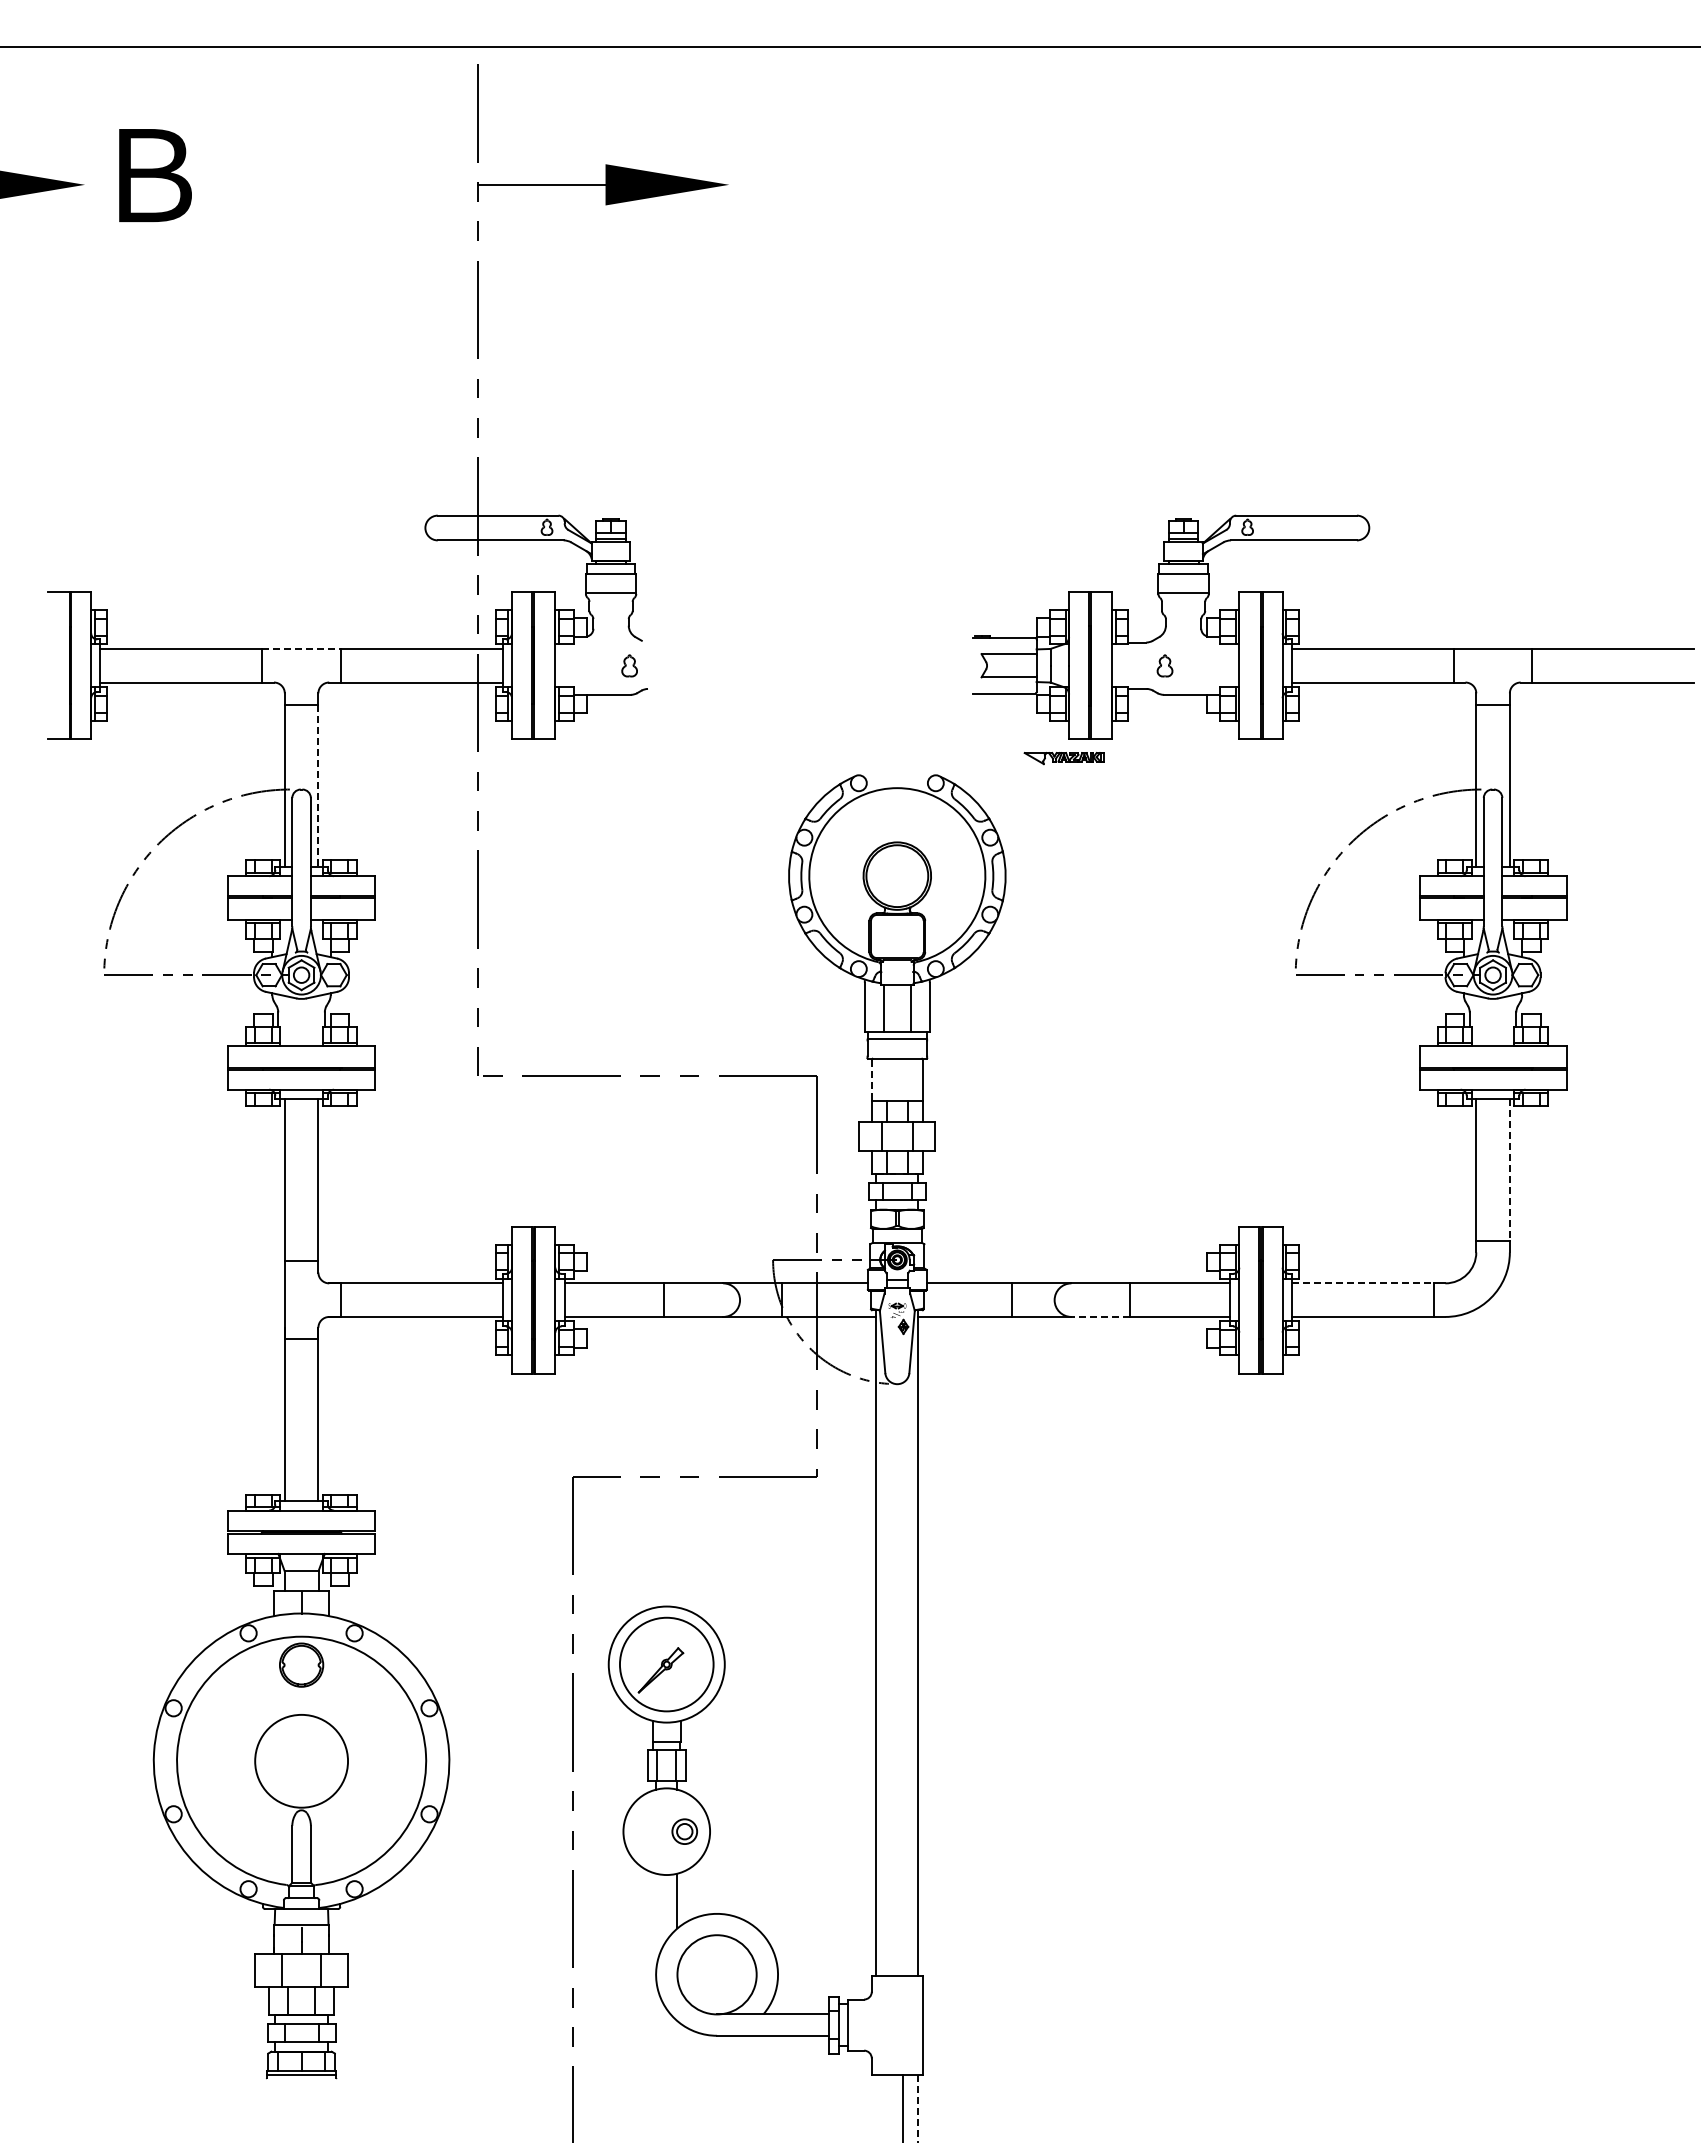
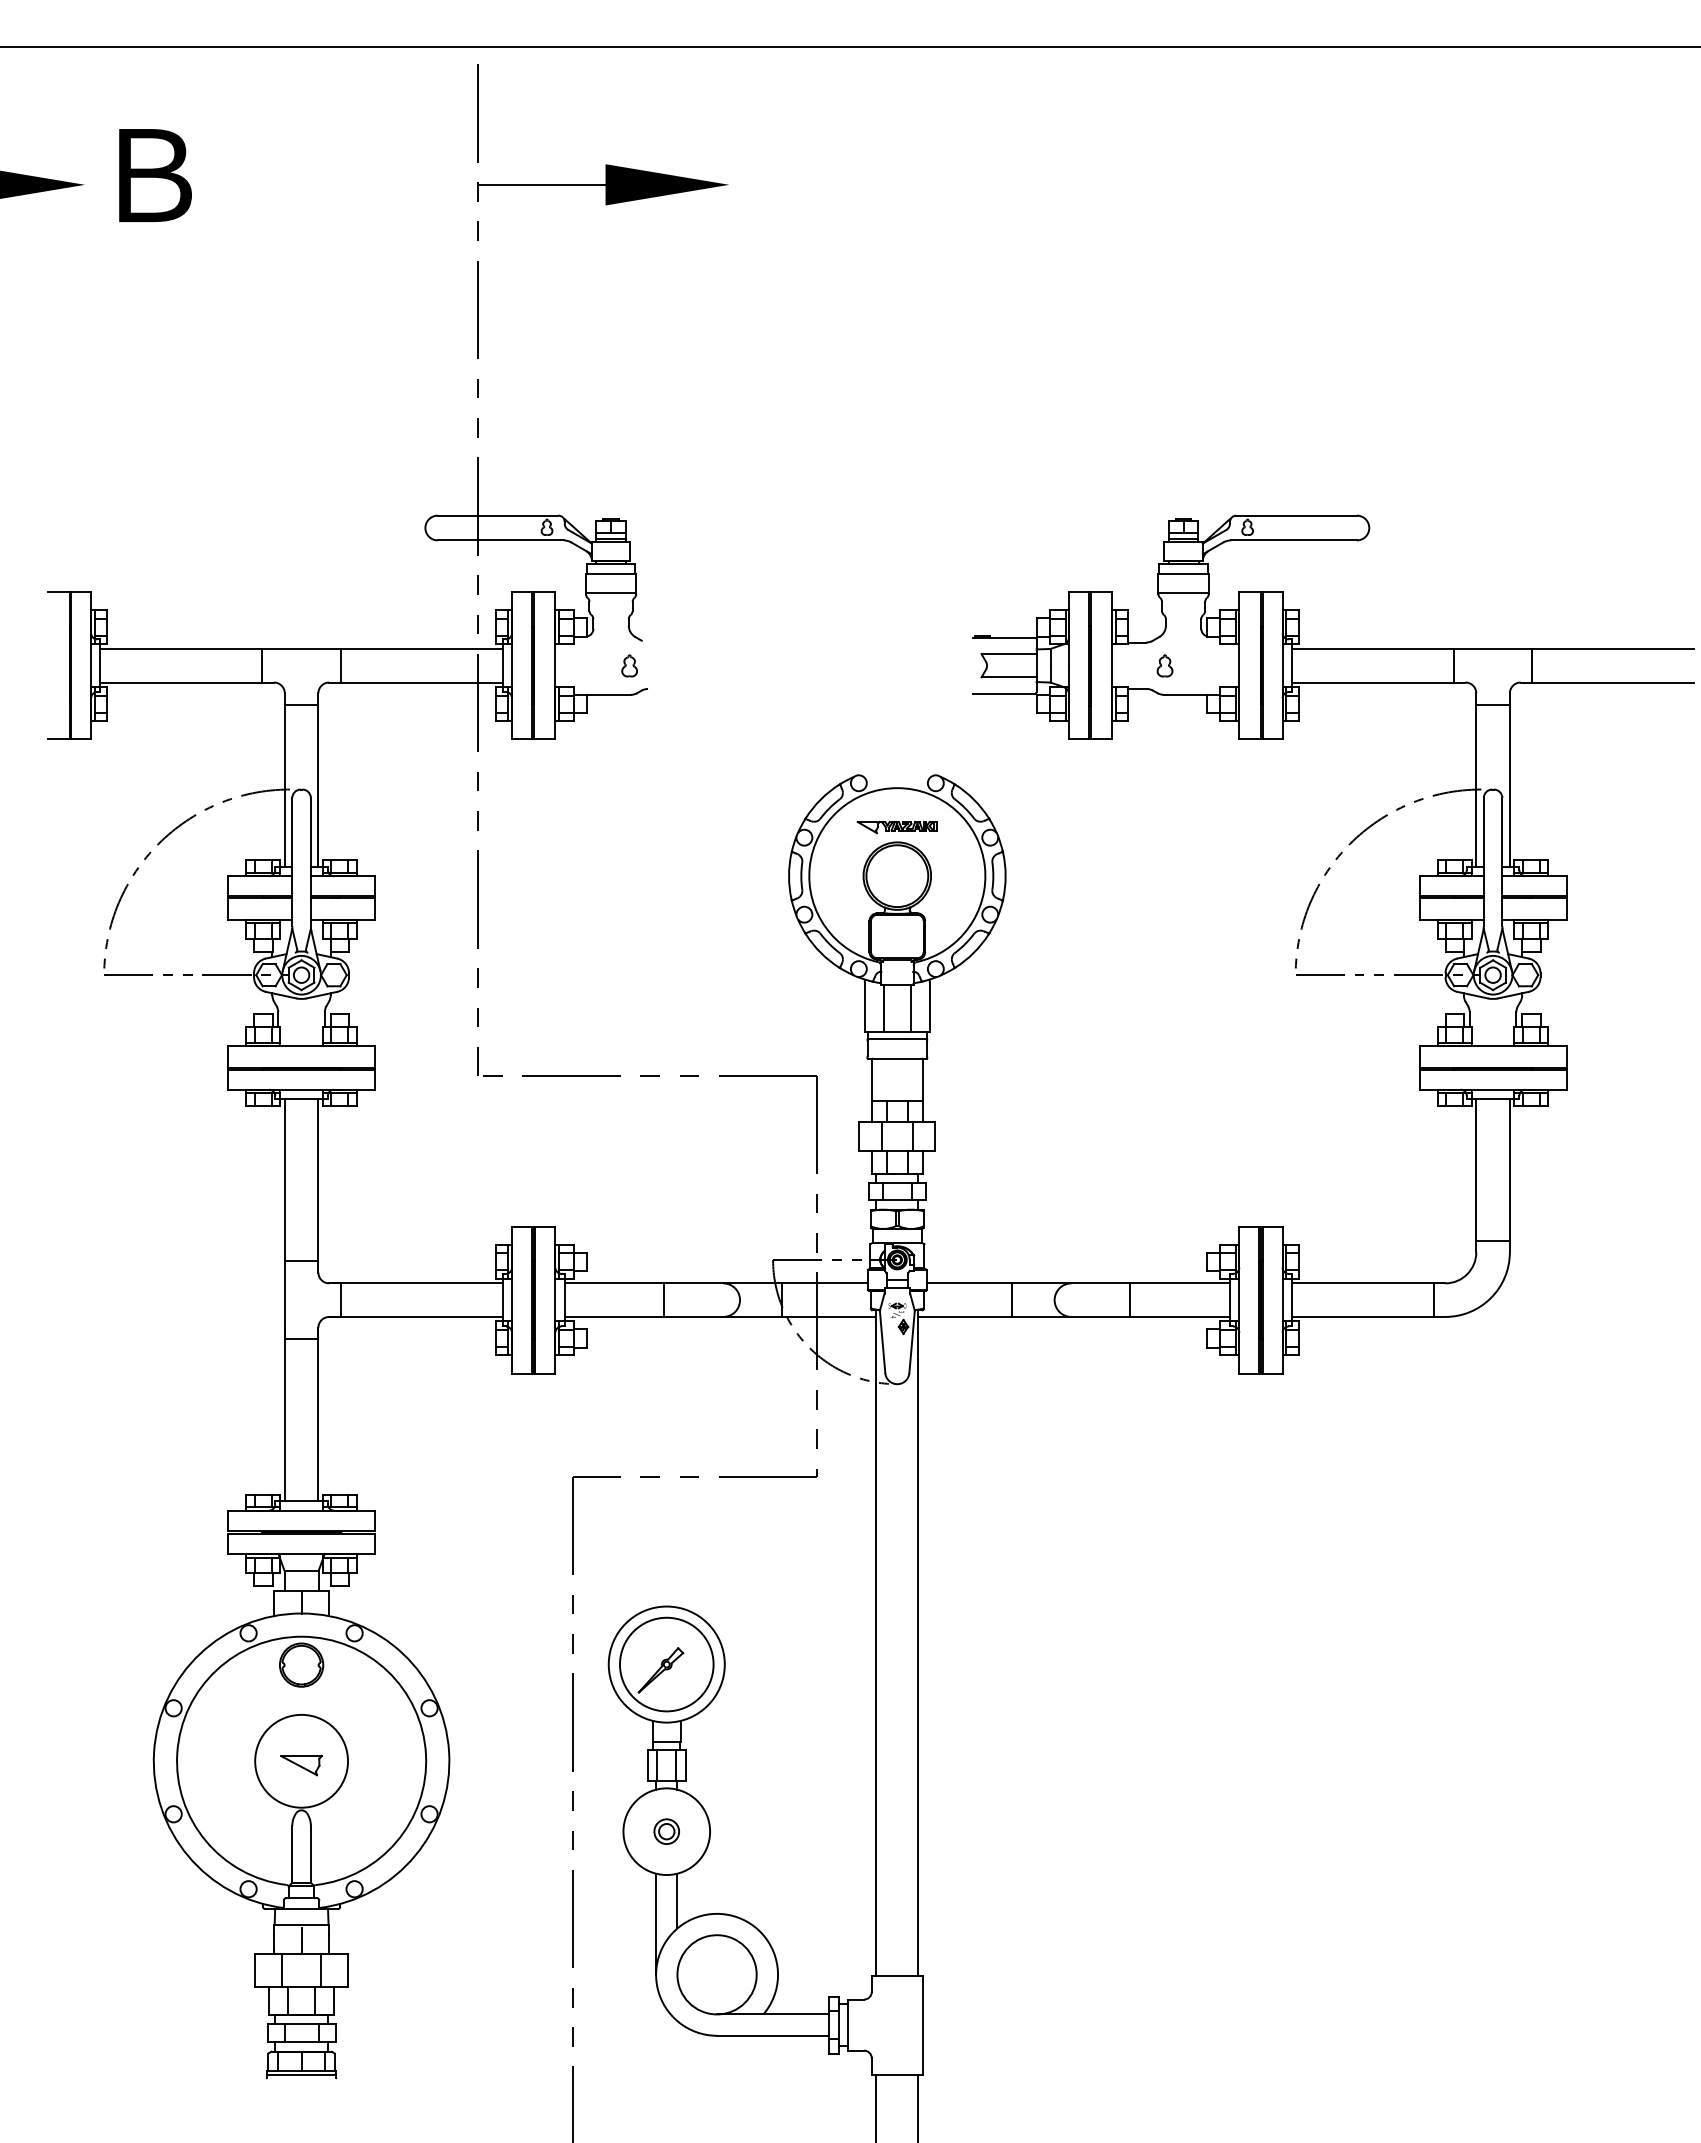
line: dashed -> solid (302, 648)
part position: (1063, 758) -> (896, 827) (896, 827)
line: dashed -> solid (318, 785)
line: dashed -> solid (871, 1080)
line: dashed -> solid (1509, 1170)
line: dashed -> solid (1363, 1283)
line: dashed -> solid (1100, 1316)
part: none -> present (301, 1765)
part position: (684, 1831) -> (666, 1831) (666, 1831)
line: none -> present (656, 1923)
line position: (903, 2106) -> (876, 2106) (876, 2106)
line: dashed -> solid (918, 2108)
